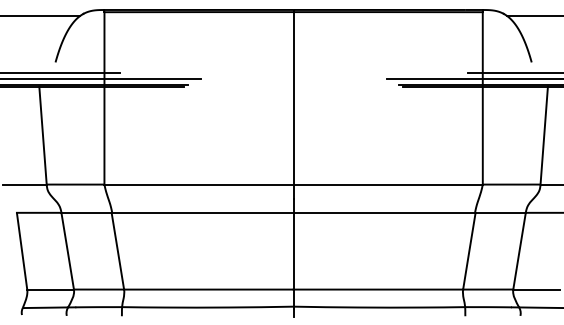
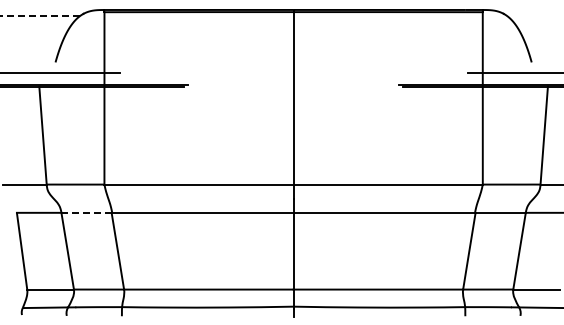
line: solid -> dashed (40, 16)
line: present -> none (533, 16)
line: present -> none (101, 79)
line: present -> none (473, 79)
line: solid -> dashed (87, 212)
